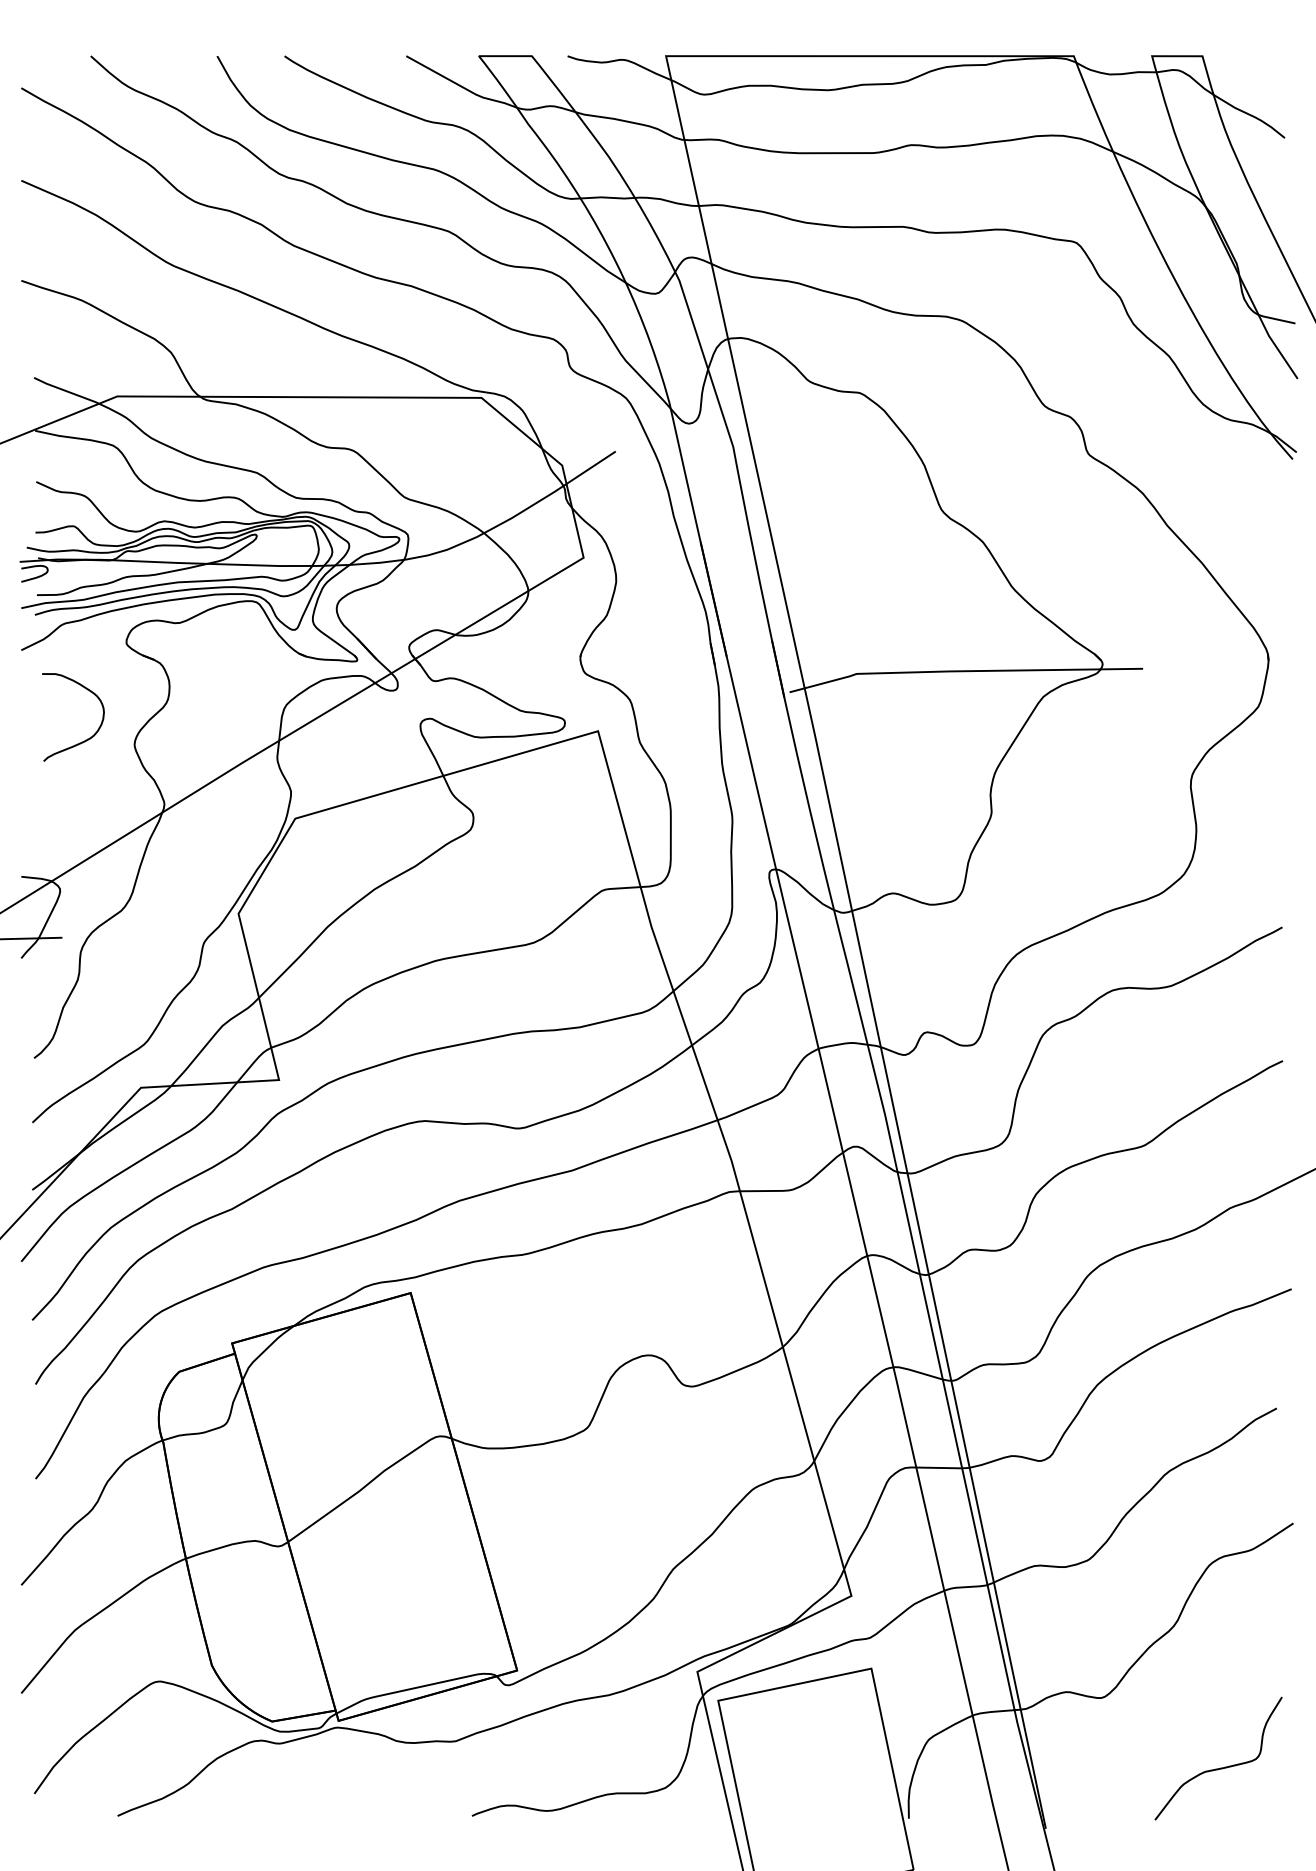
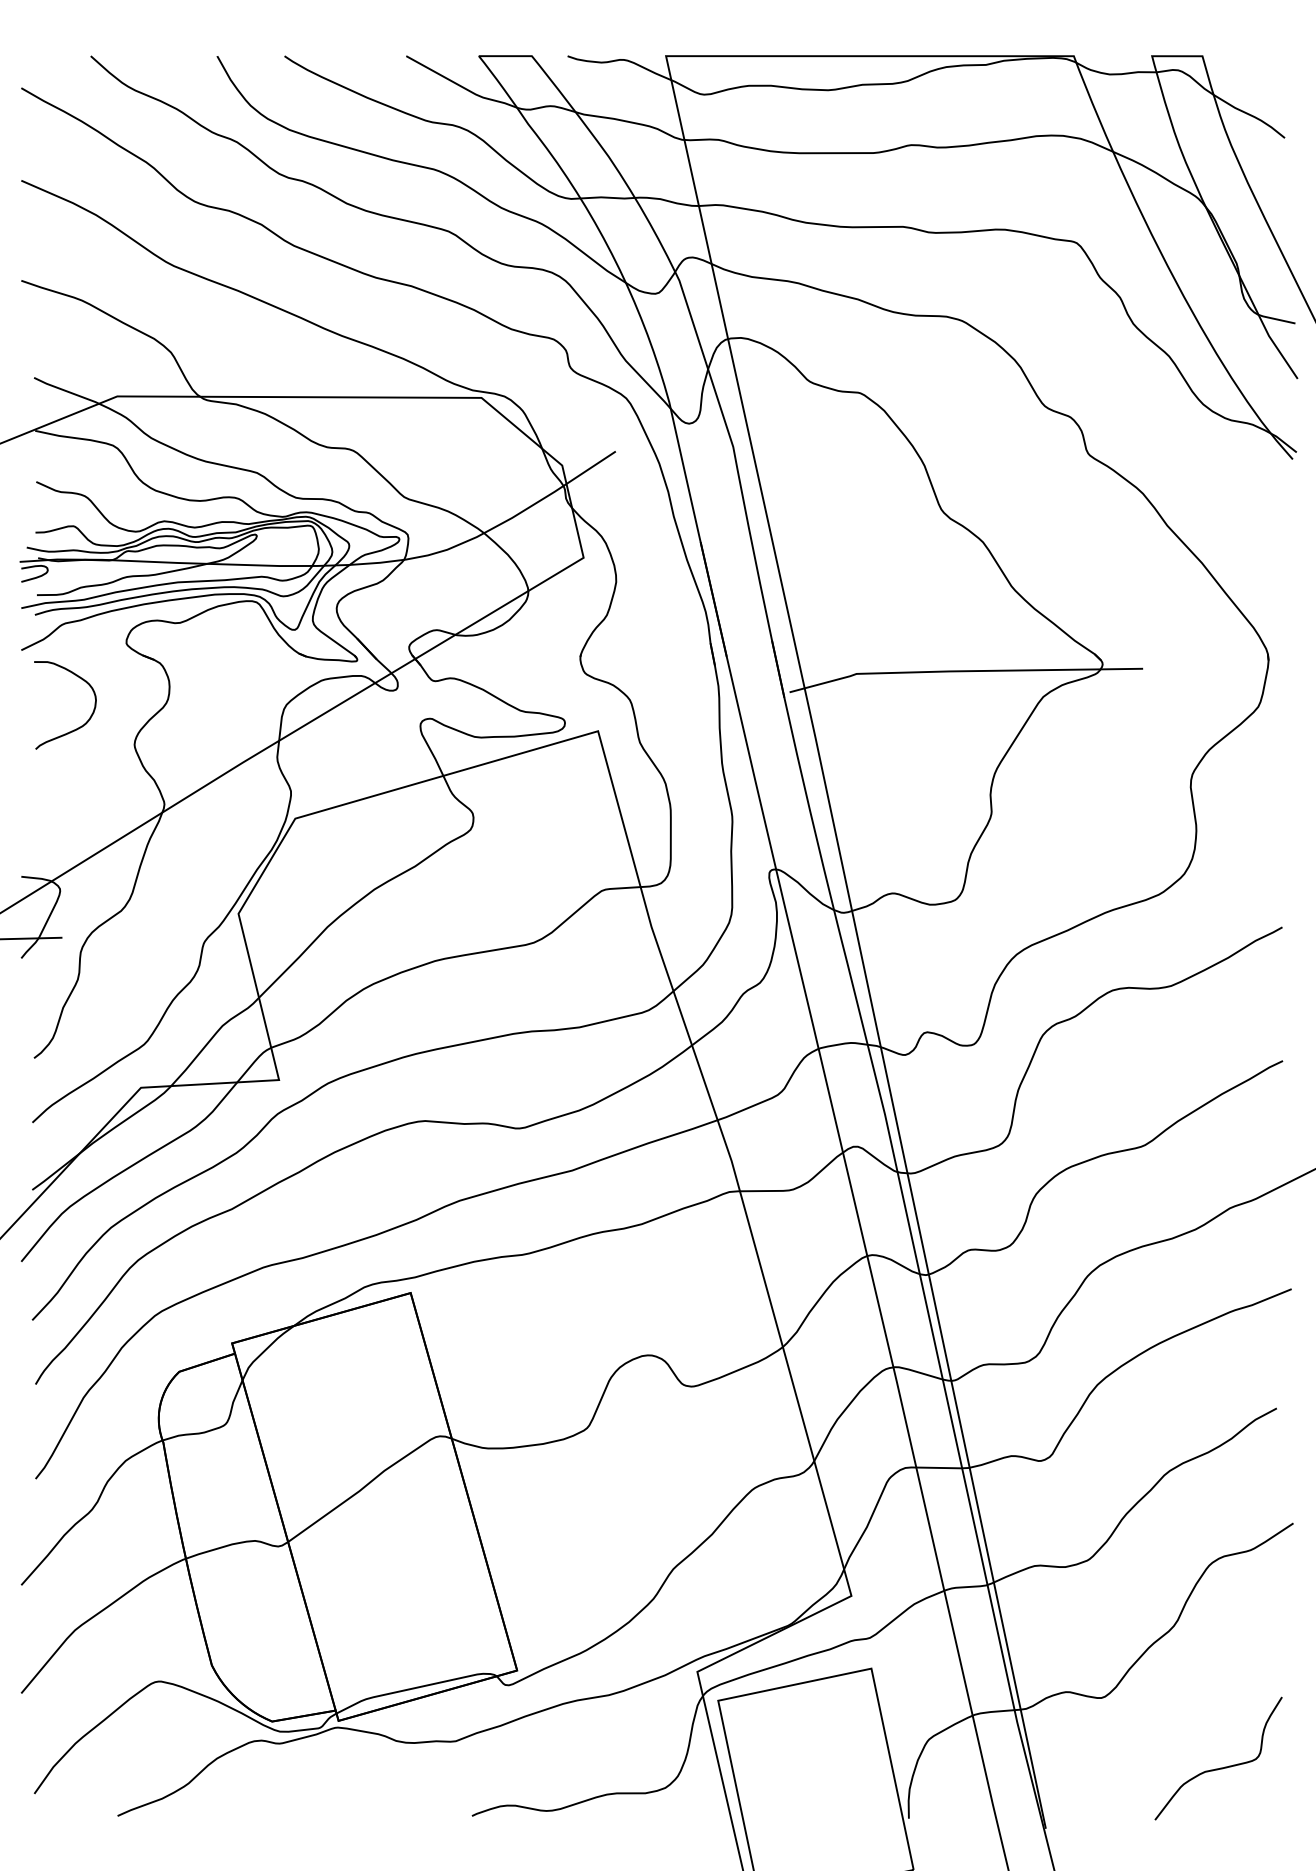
curve position: (87, 738) -> (79, 726) (79, 726)
